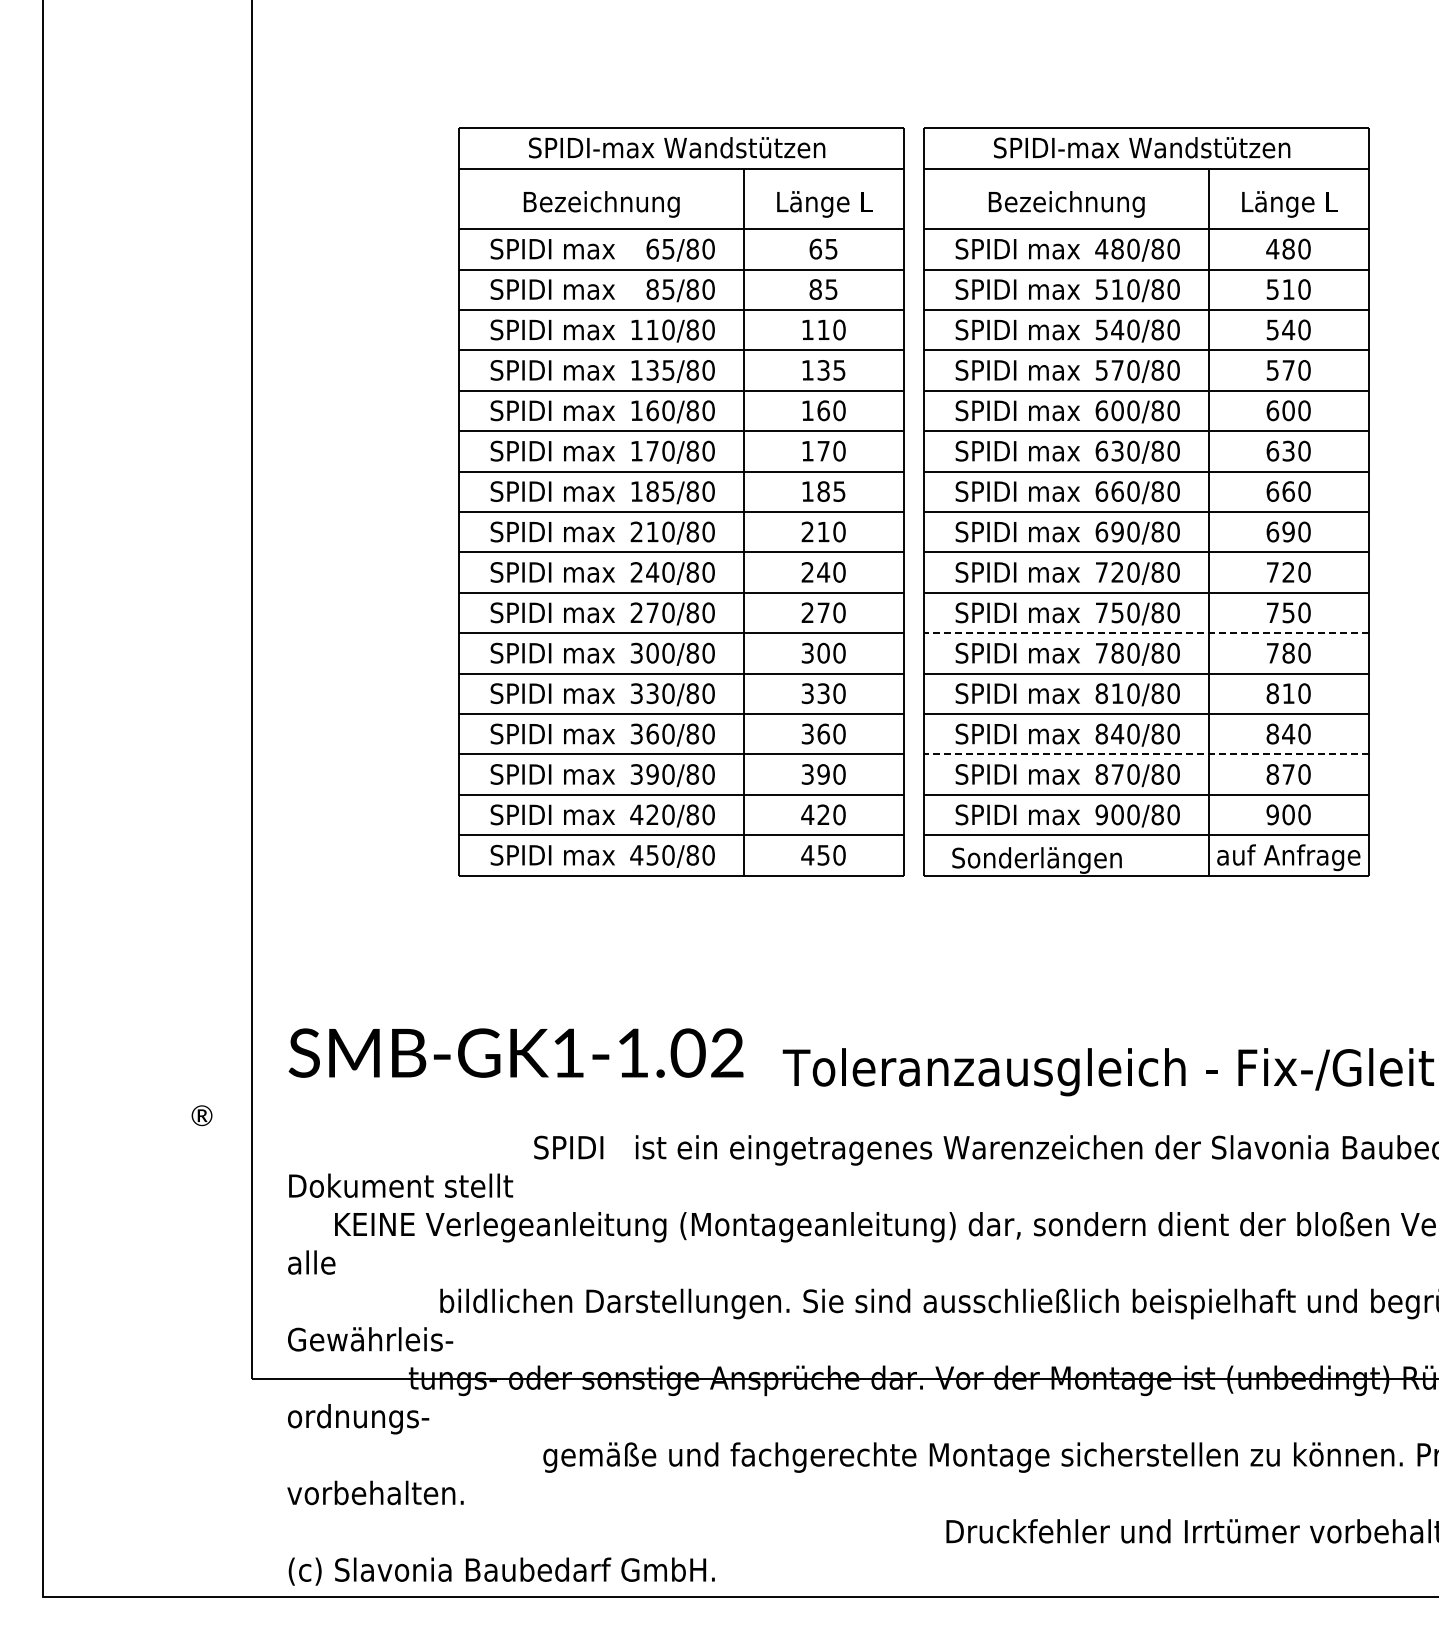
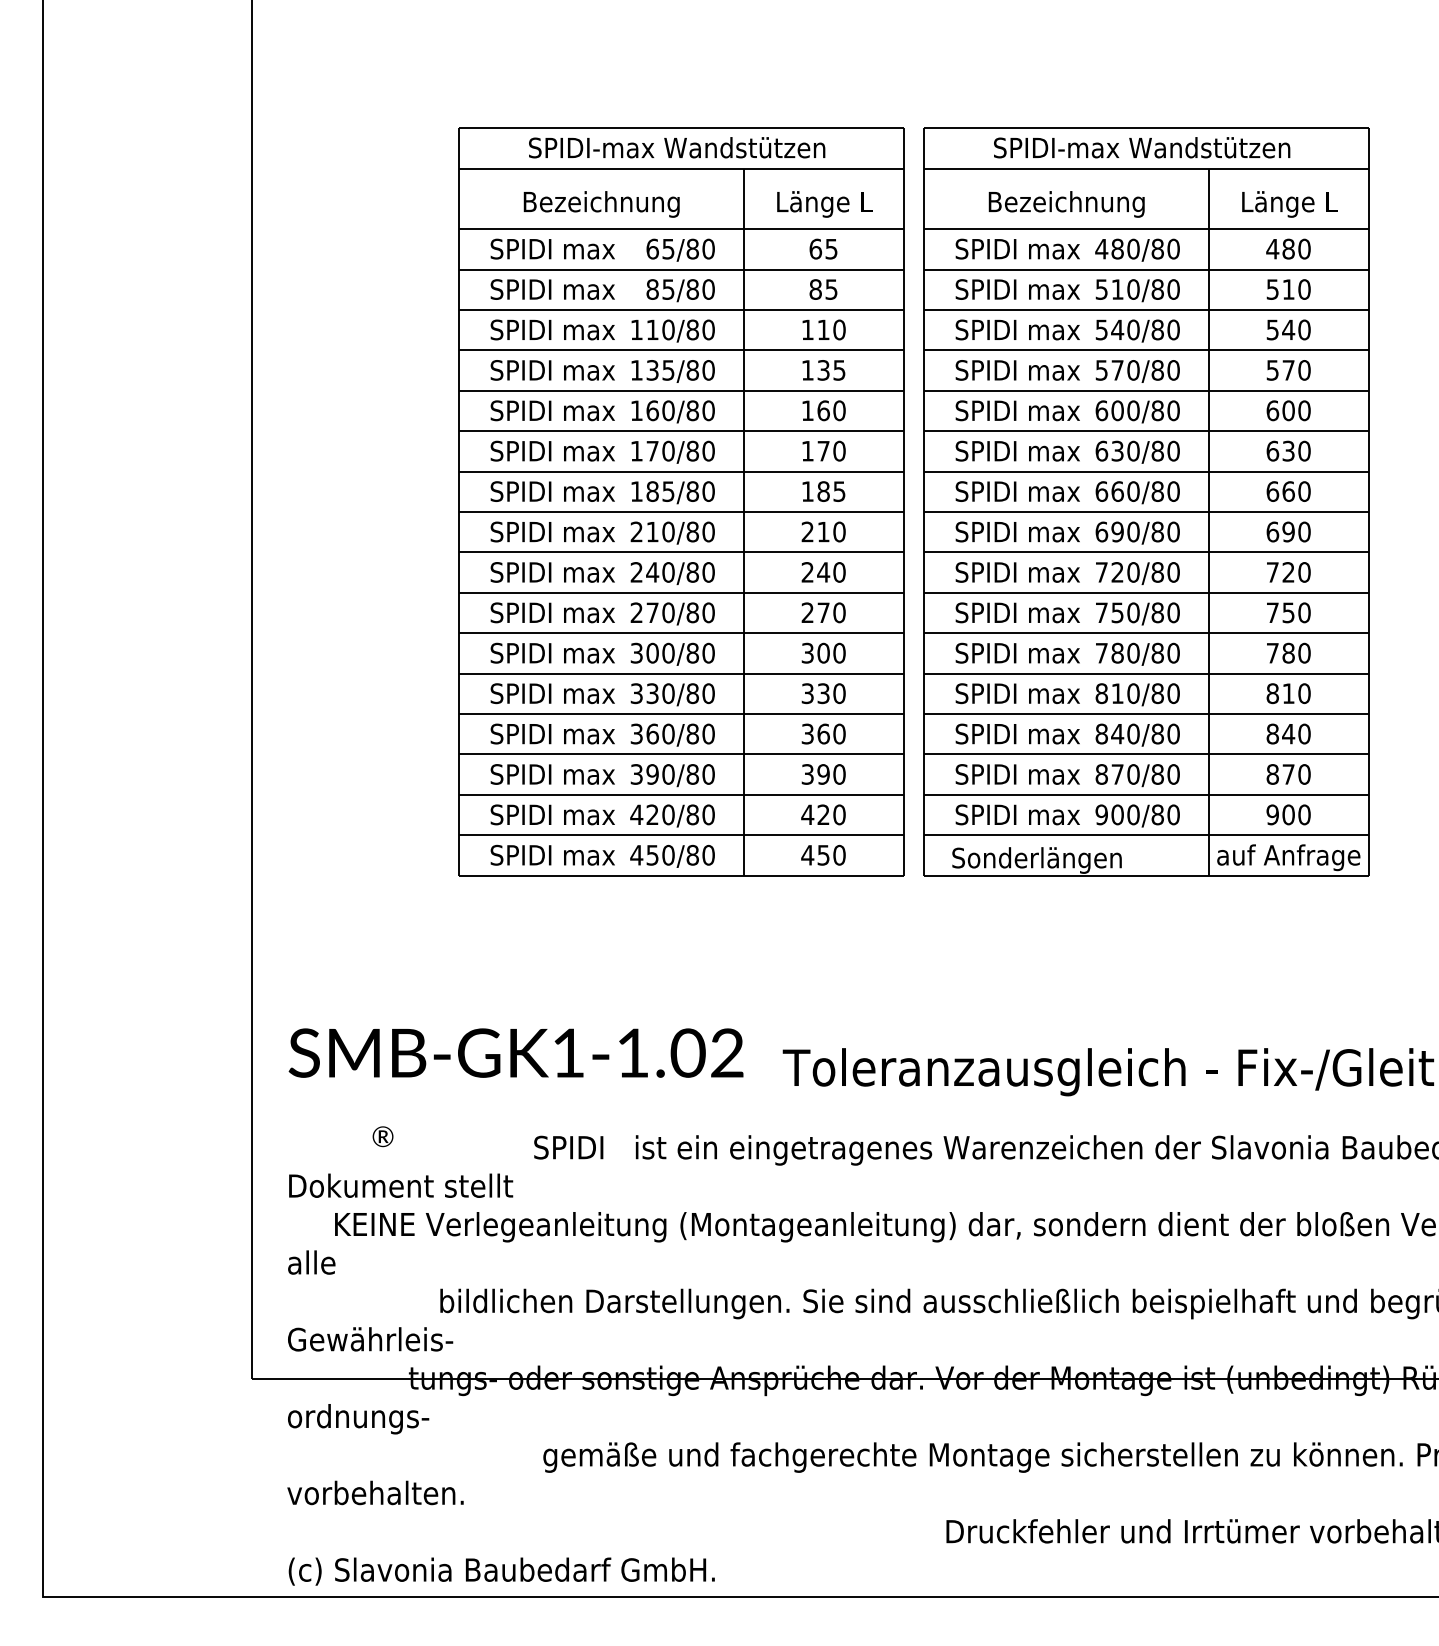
line: dashed -> solid (1145, 633)
line: dashed -> solid (1145, 754)
text position: (201, 1115) -> (382, 1136) (382, 1136)
